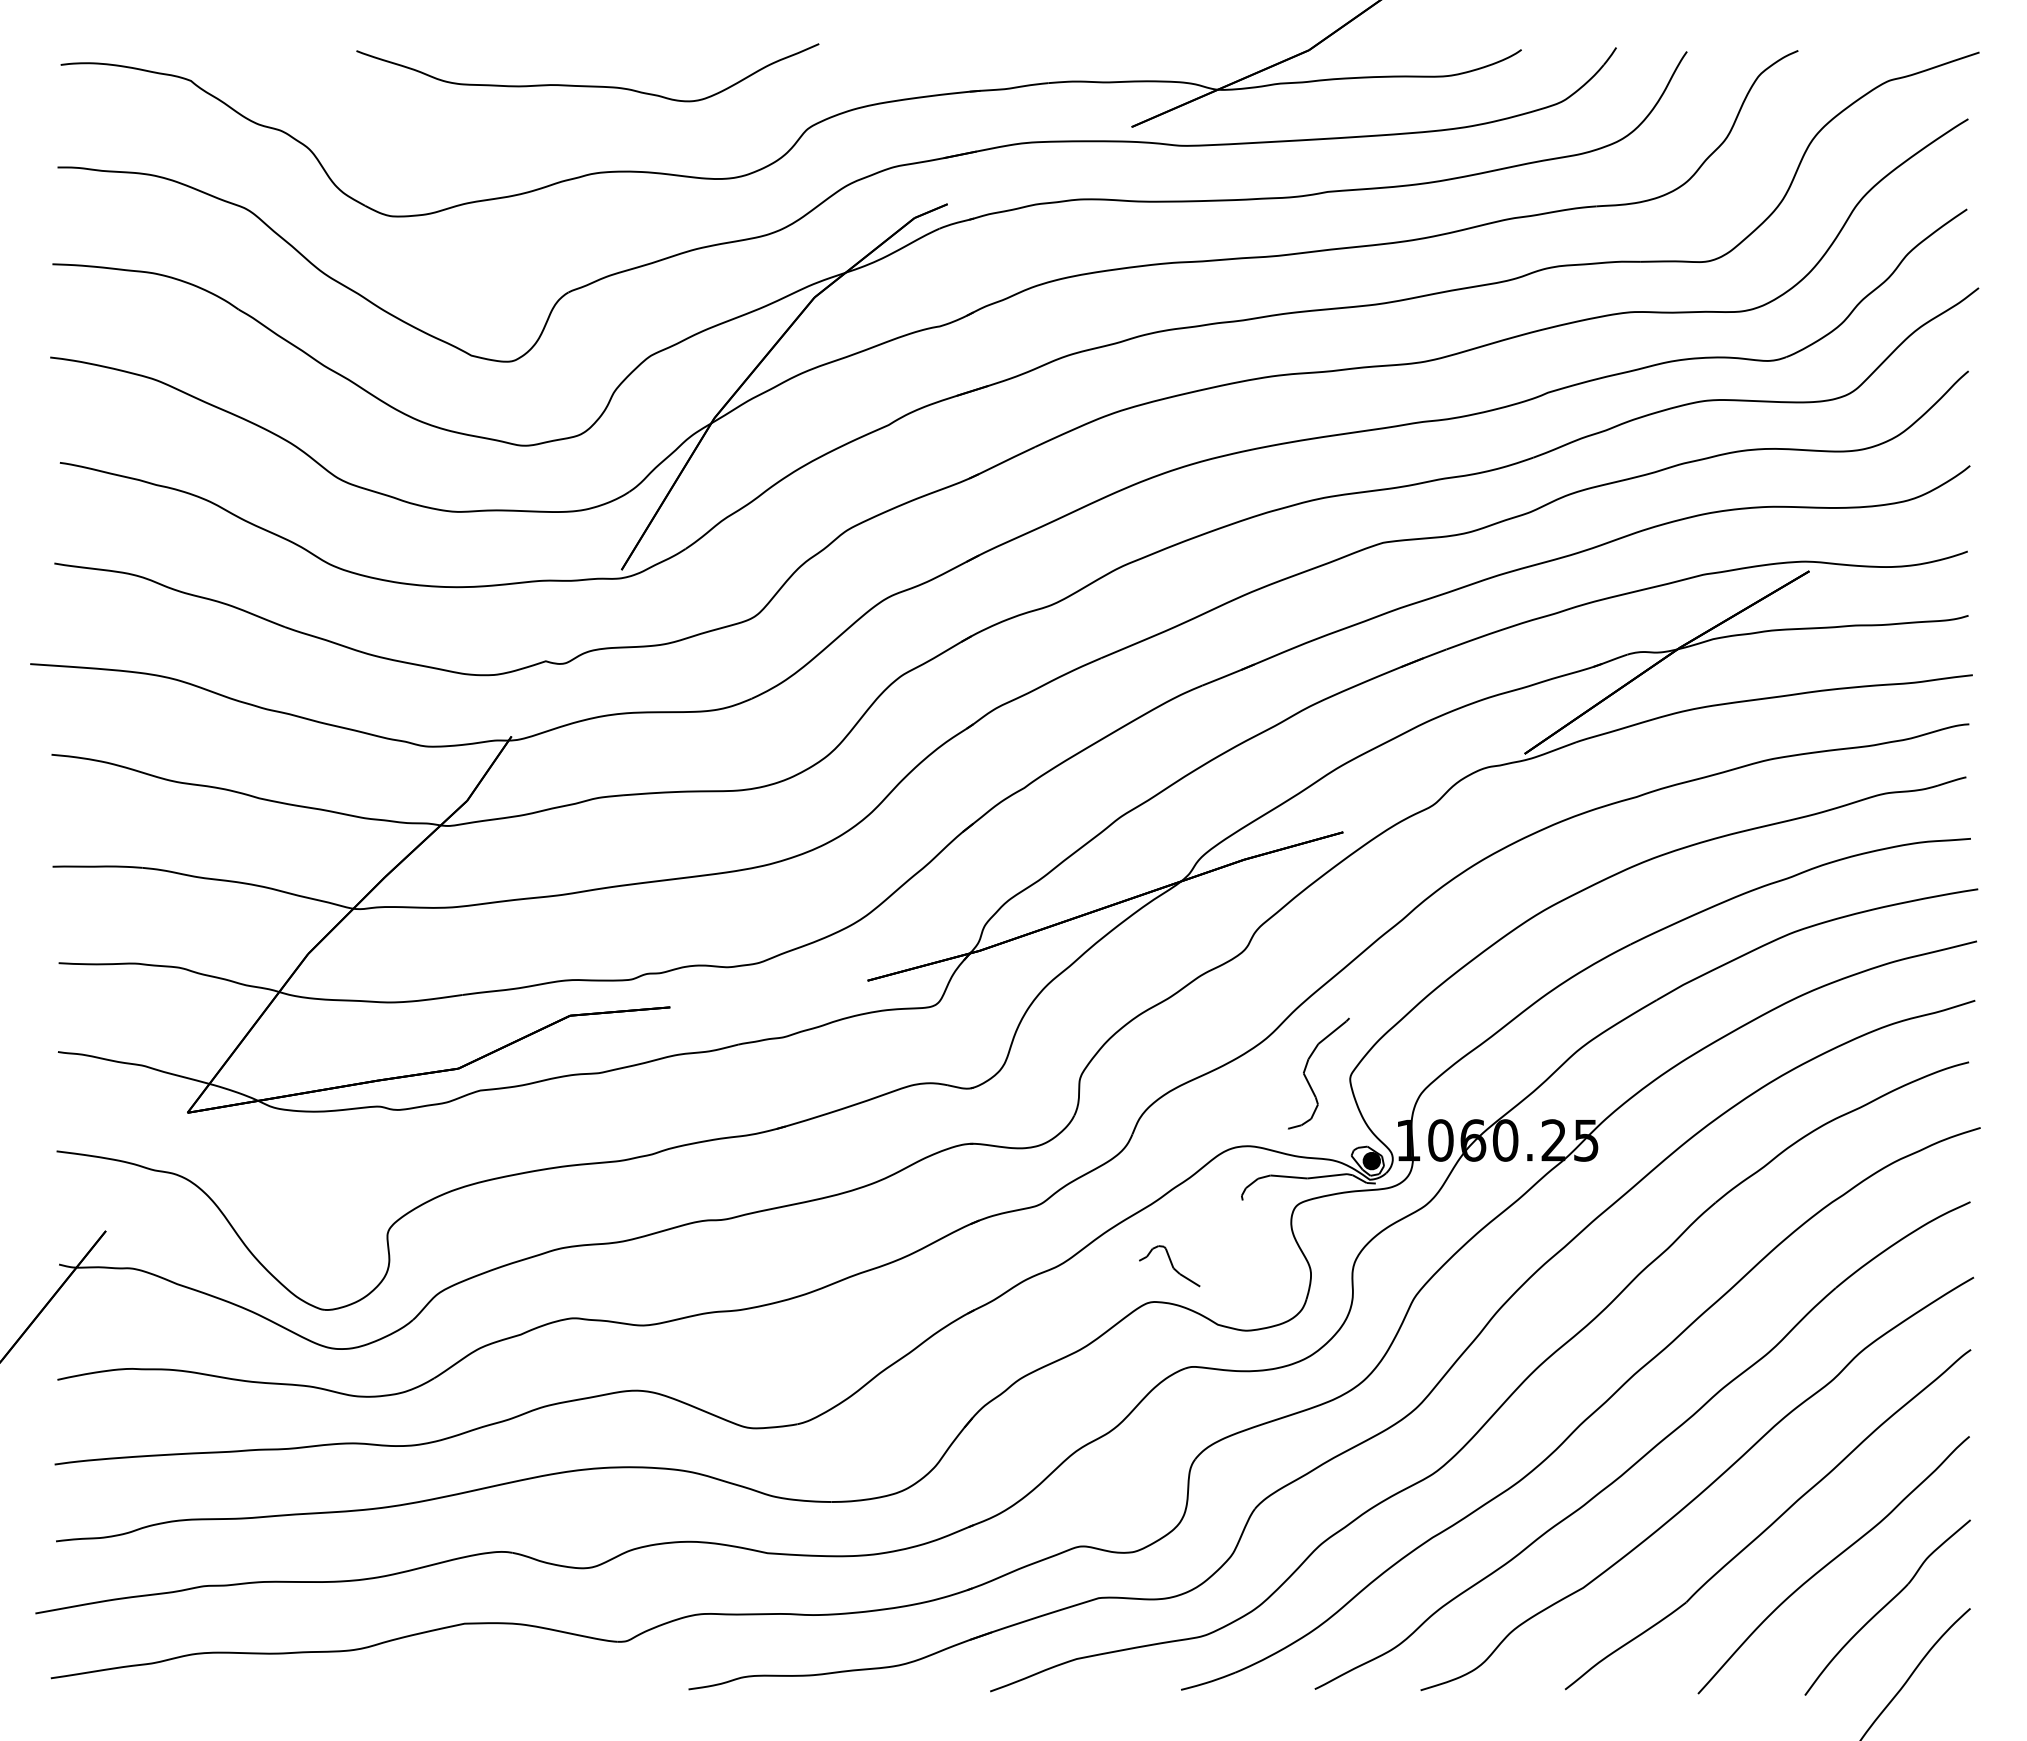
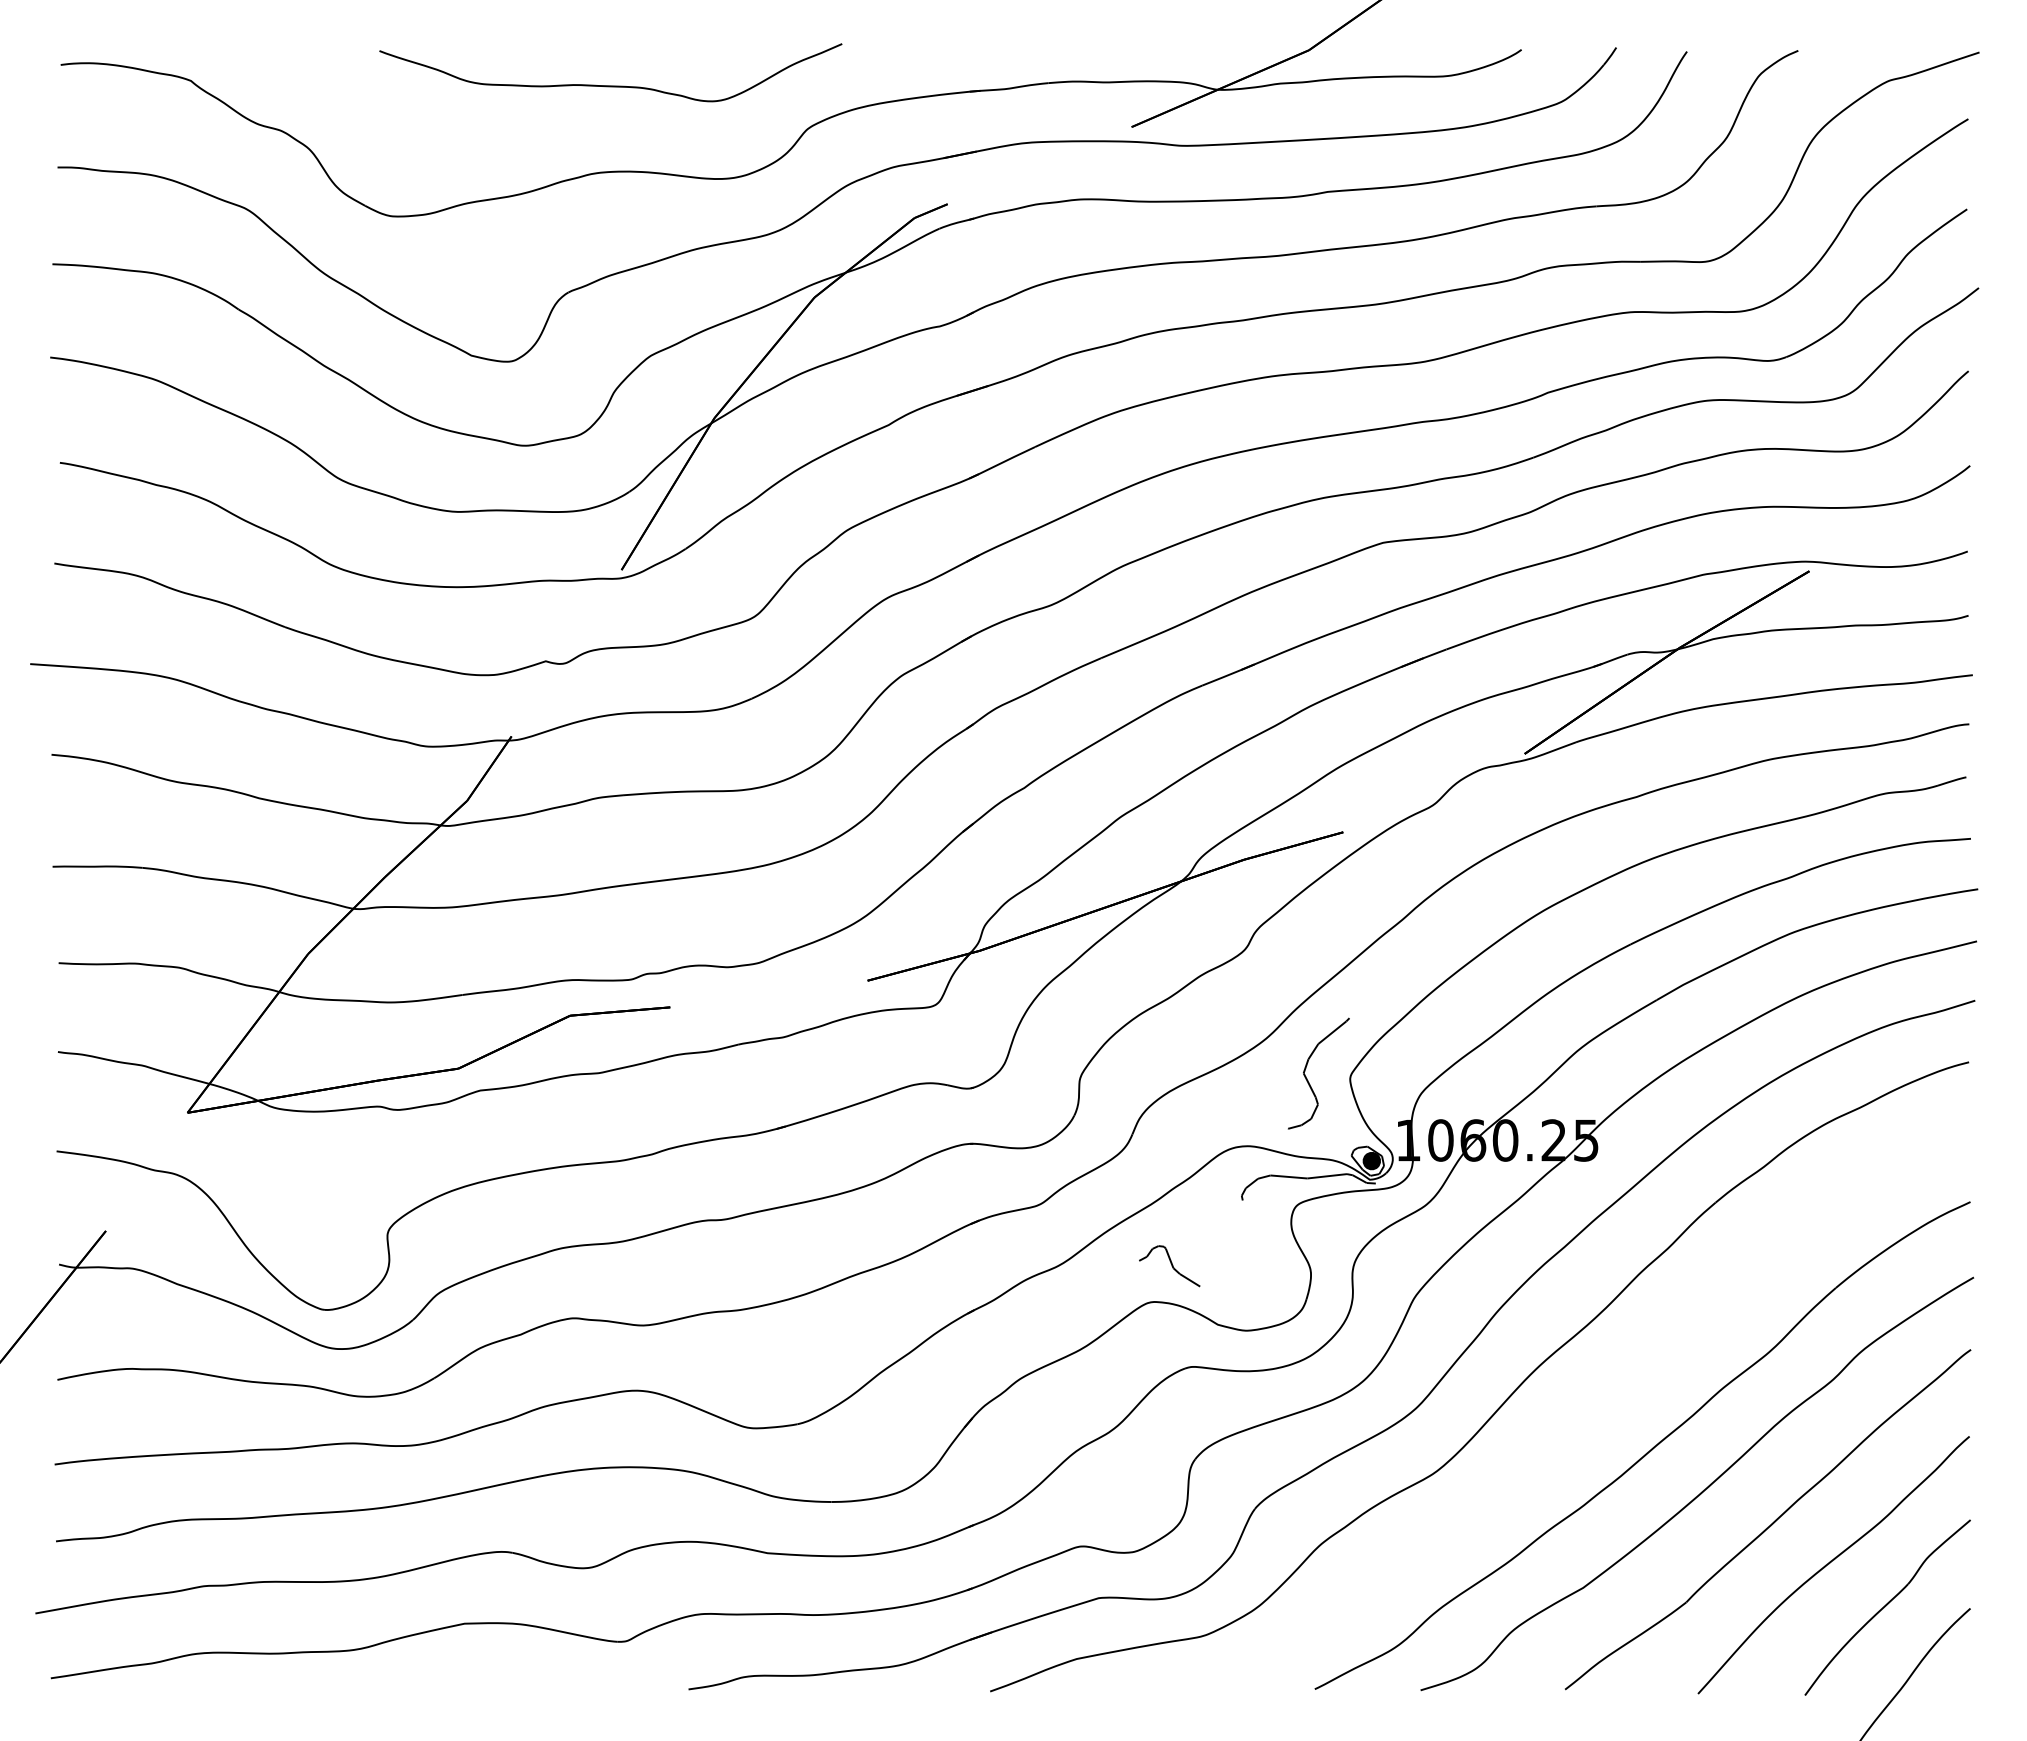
curve position: (587, 85) -> (610, 85) (610, 85)
part: present -> none (1586, 1417)
